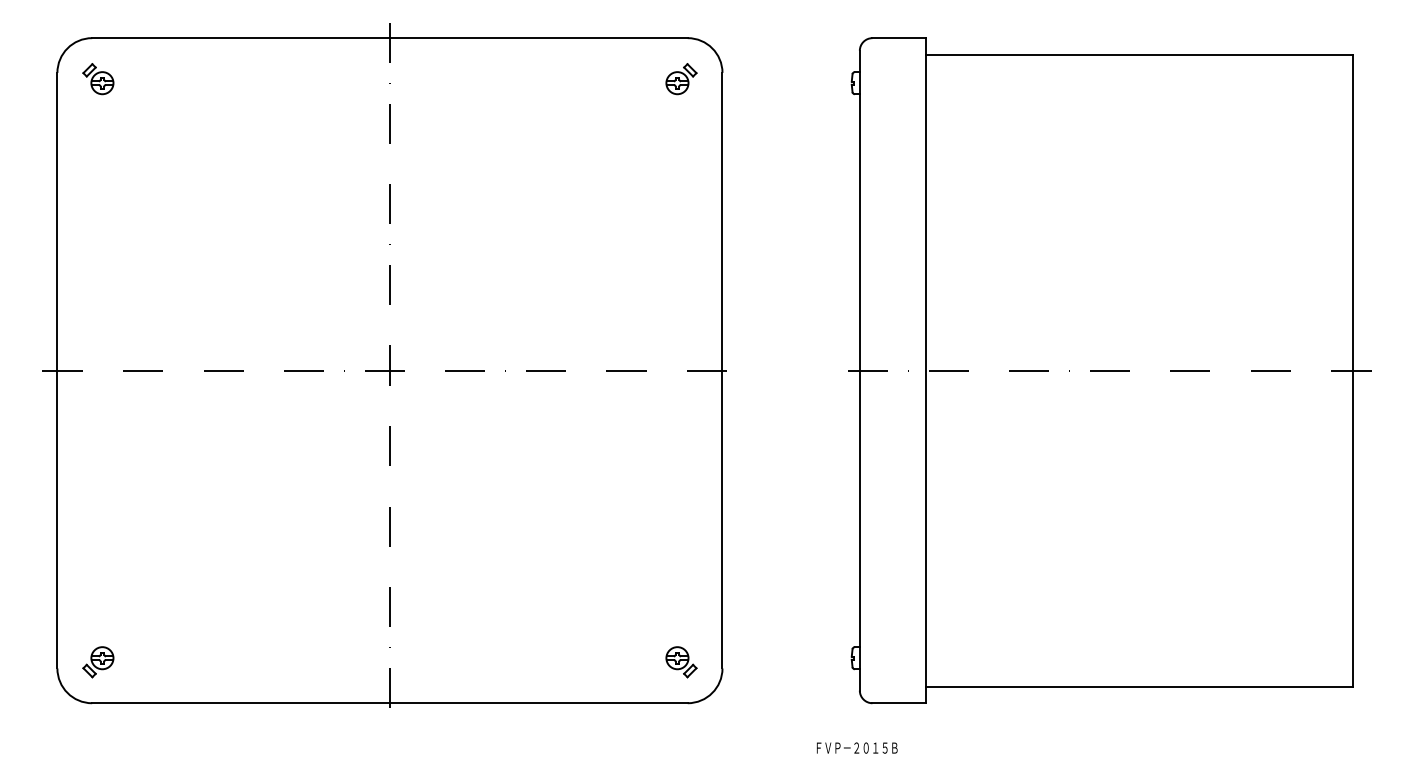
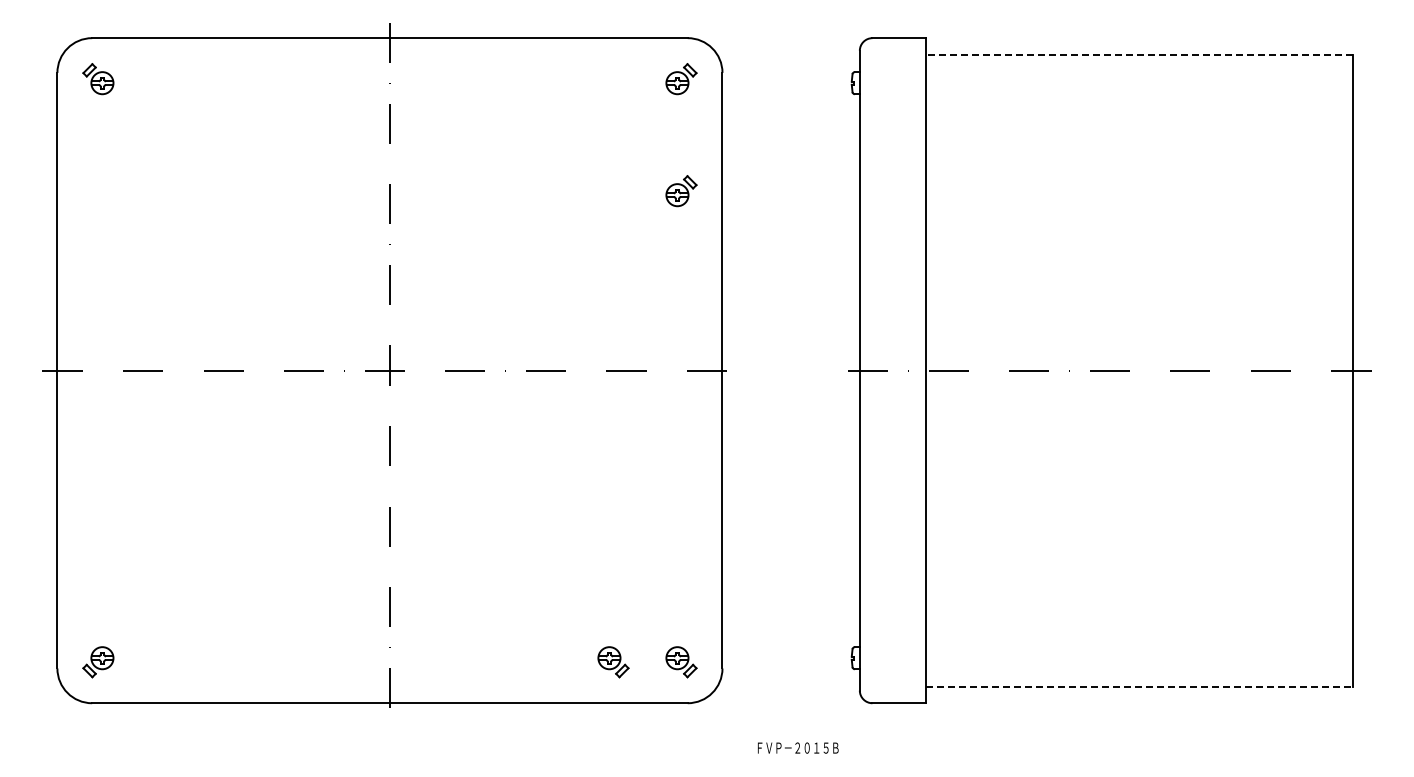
line: solid -> dashed (1138, 54)
part: none -> present (681, 191)
part: none -> present (613, 662)
line: solid -> dashed (1139, 686)
text position: (857, 747) -> (798, 747) (798, 747)
